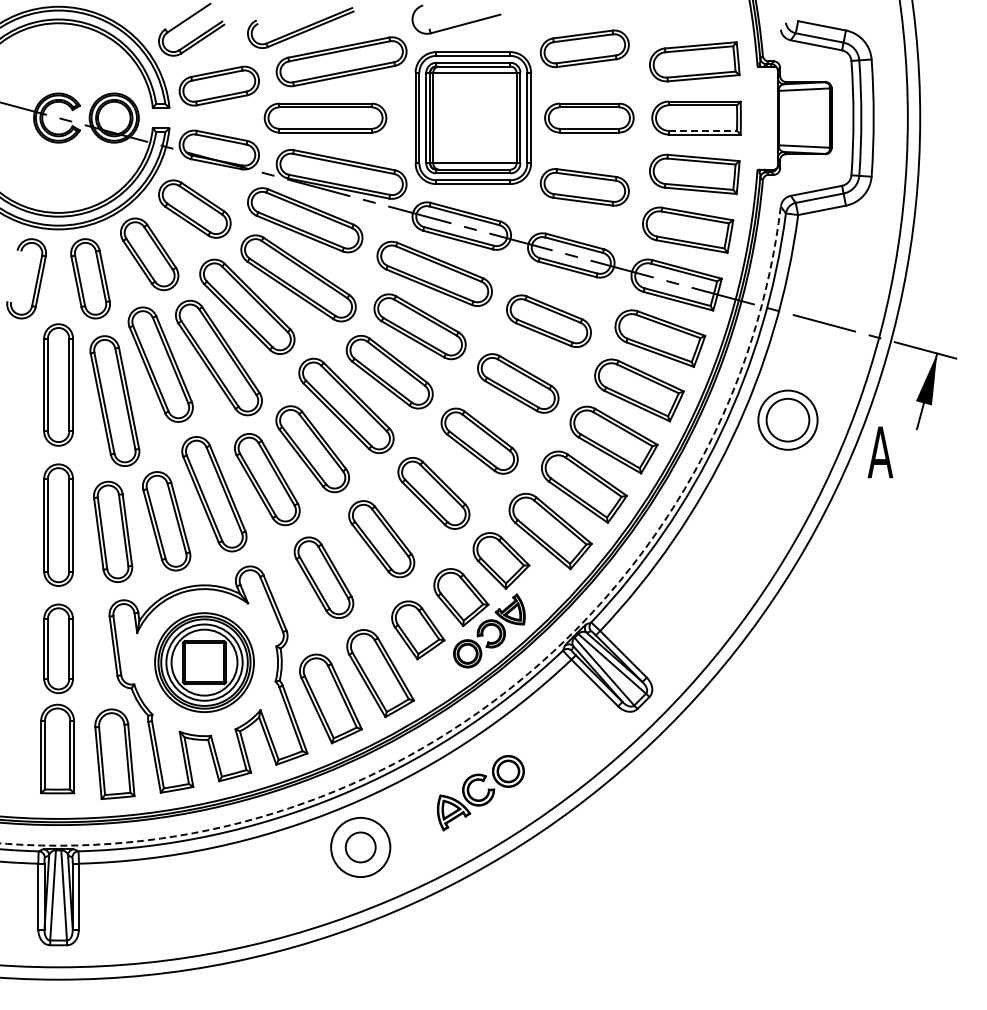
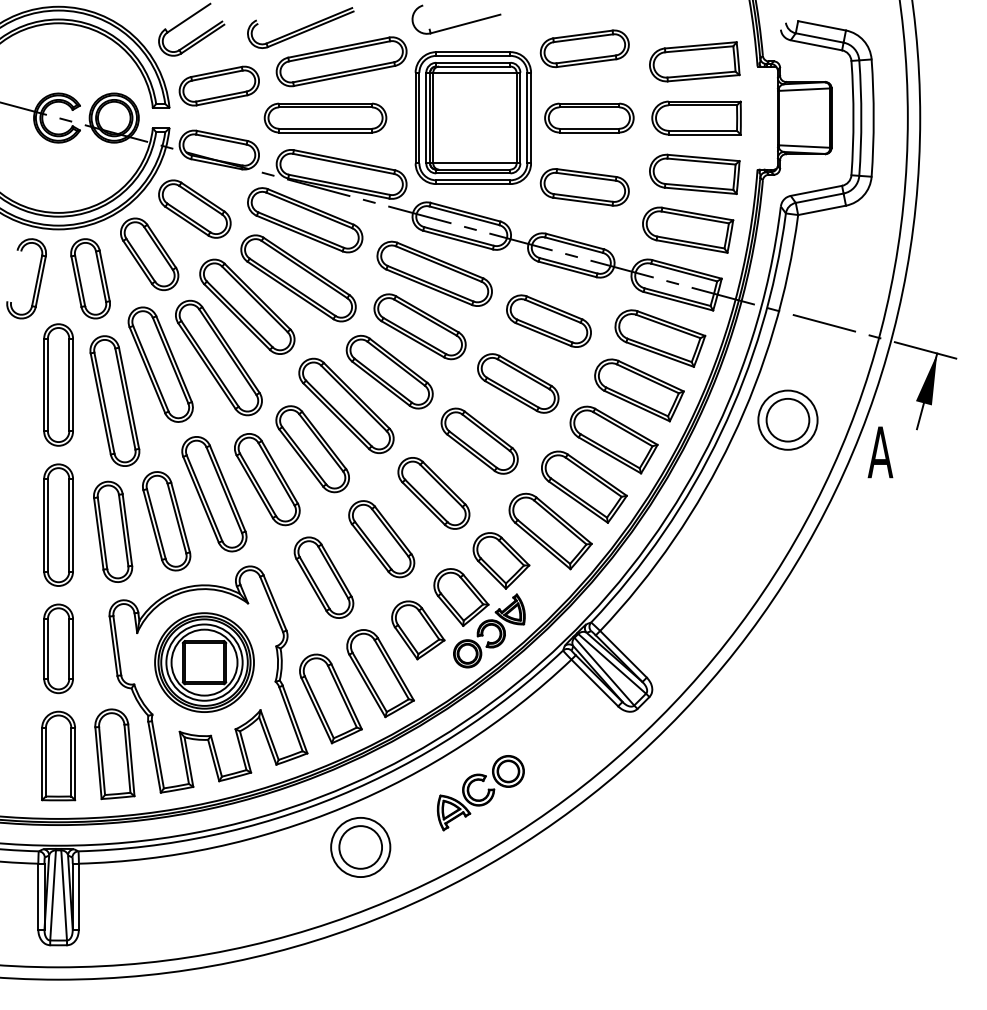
line: dashed -> solid (703, 130)
arc: dashed -> solid (518, 682)
part position: (57, 748) -> (58, 755) (58, 755)
circle diameter: 30 px -> 43 px (360, 847)
